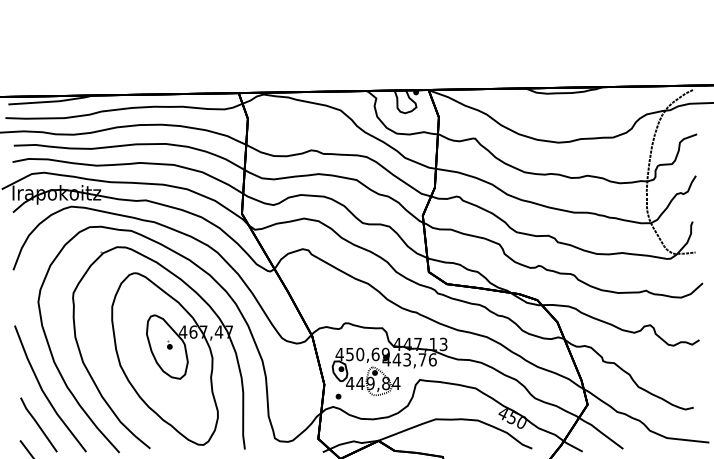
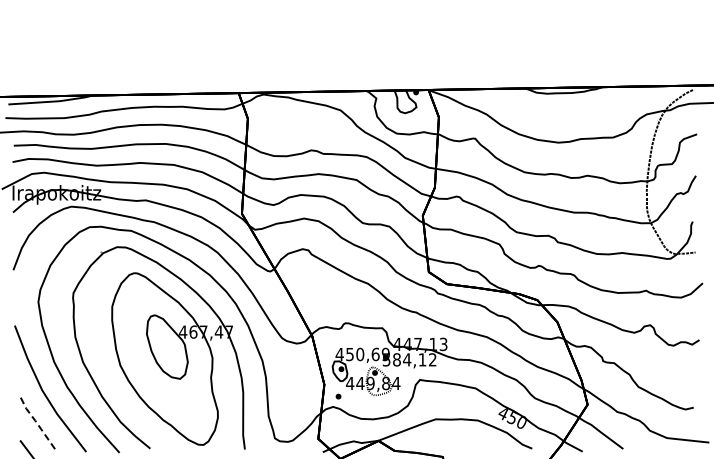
part: present -> none (169, 344)
text: 443,76 -> 584,12 (409, 359)
line: solid -> dashed (38, 424)
